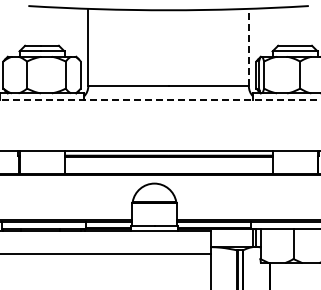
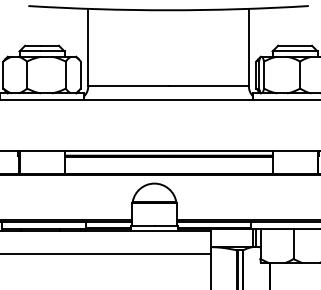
line: dashed -> solid (248, 47)
line: dashed -> solid (160, 100)
